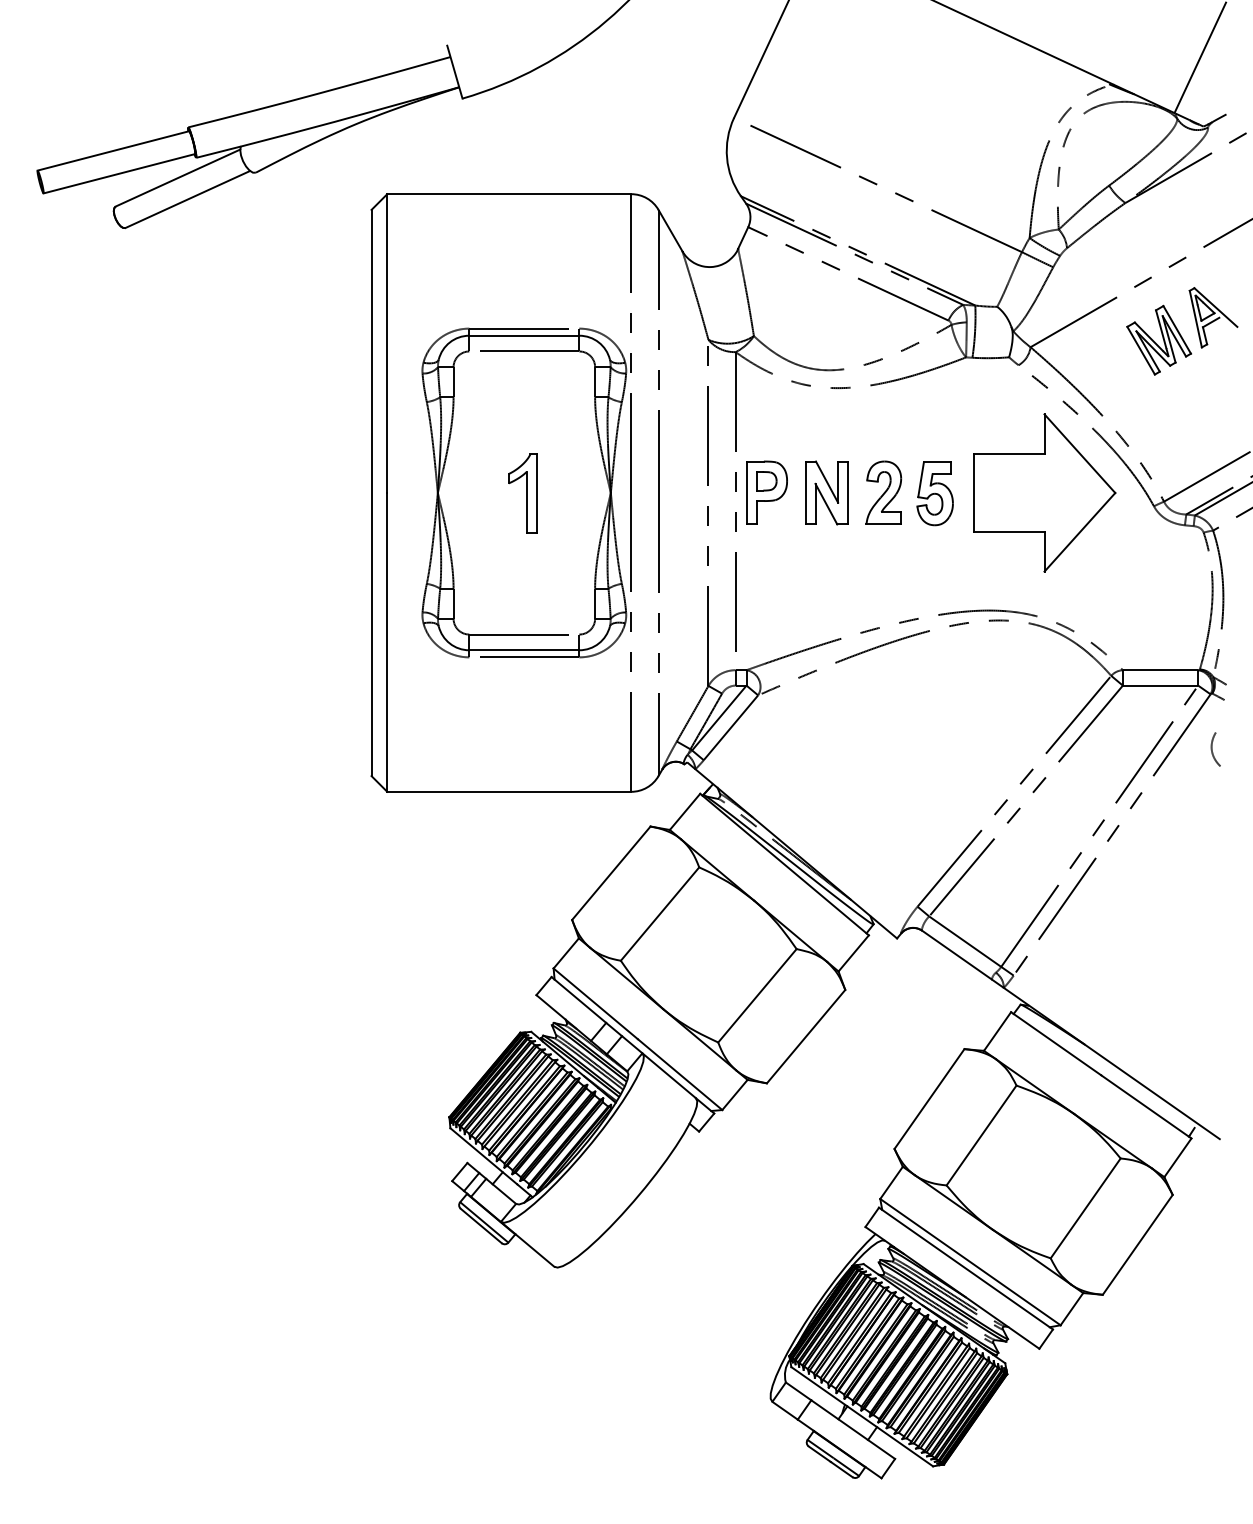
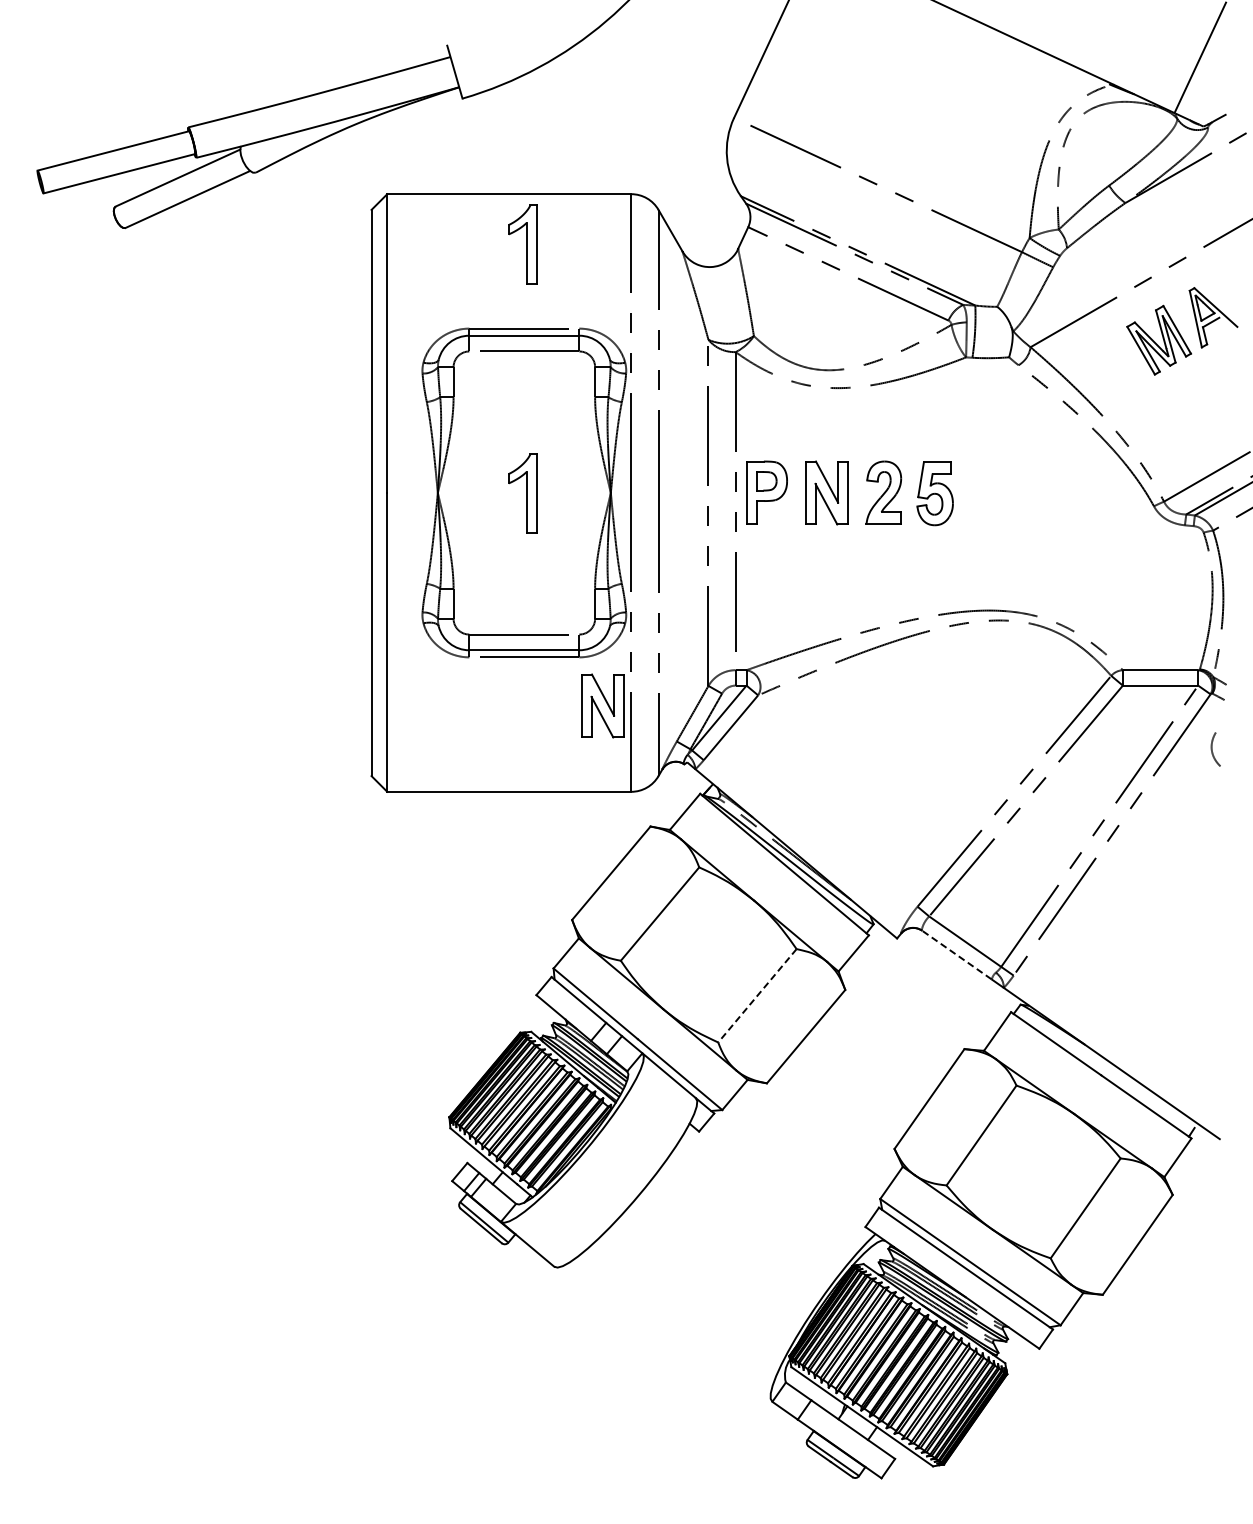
part: none -> present (522, 244)
part: present -> none (1044, 492)
part: none -> present (602, 705)
line: solid -> dashed (956, 954)
line: solid -> dashed (757, 995)
